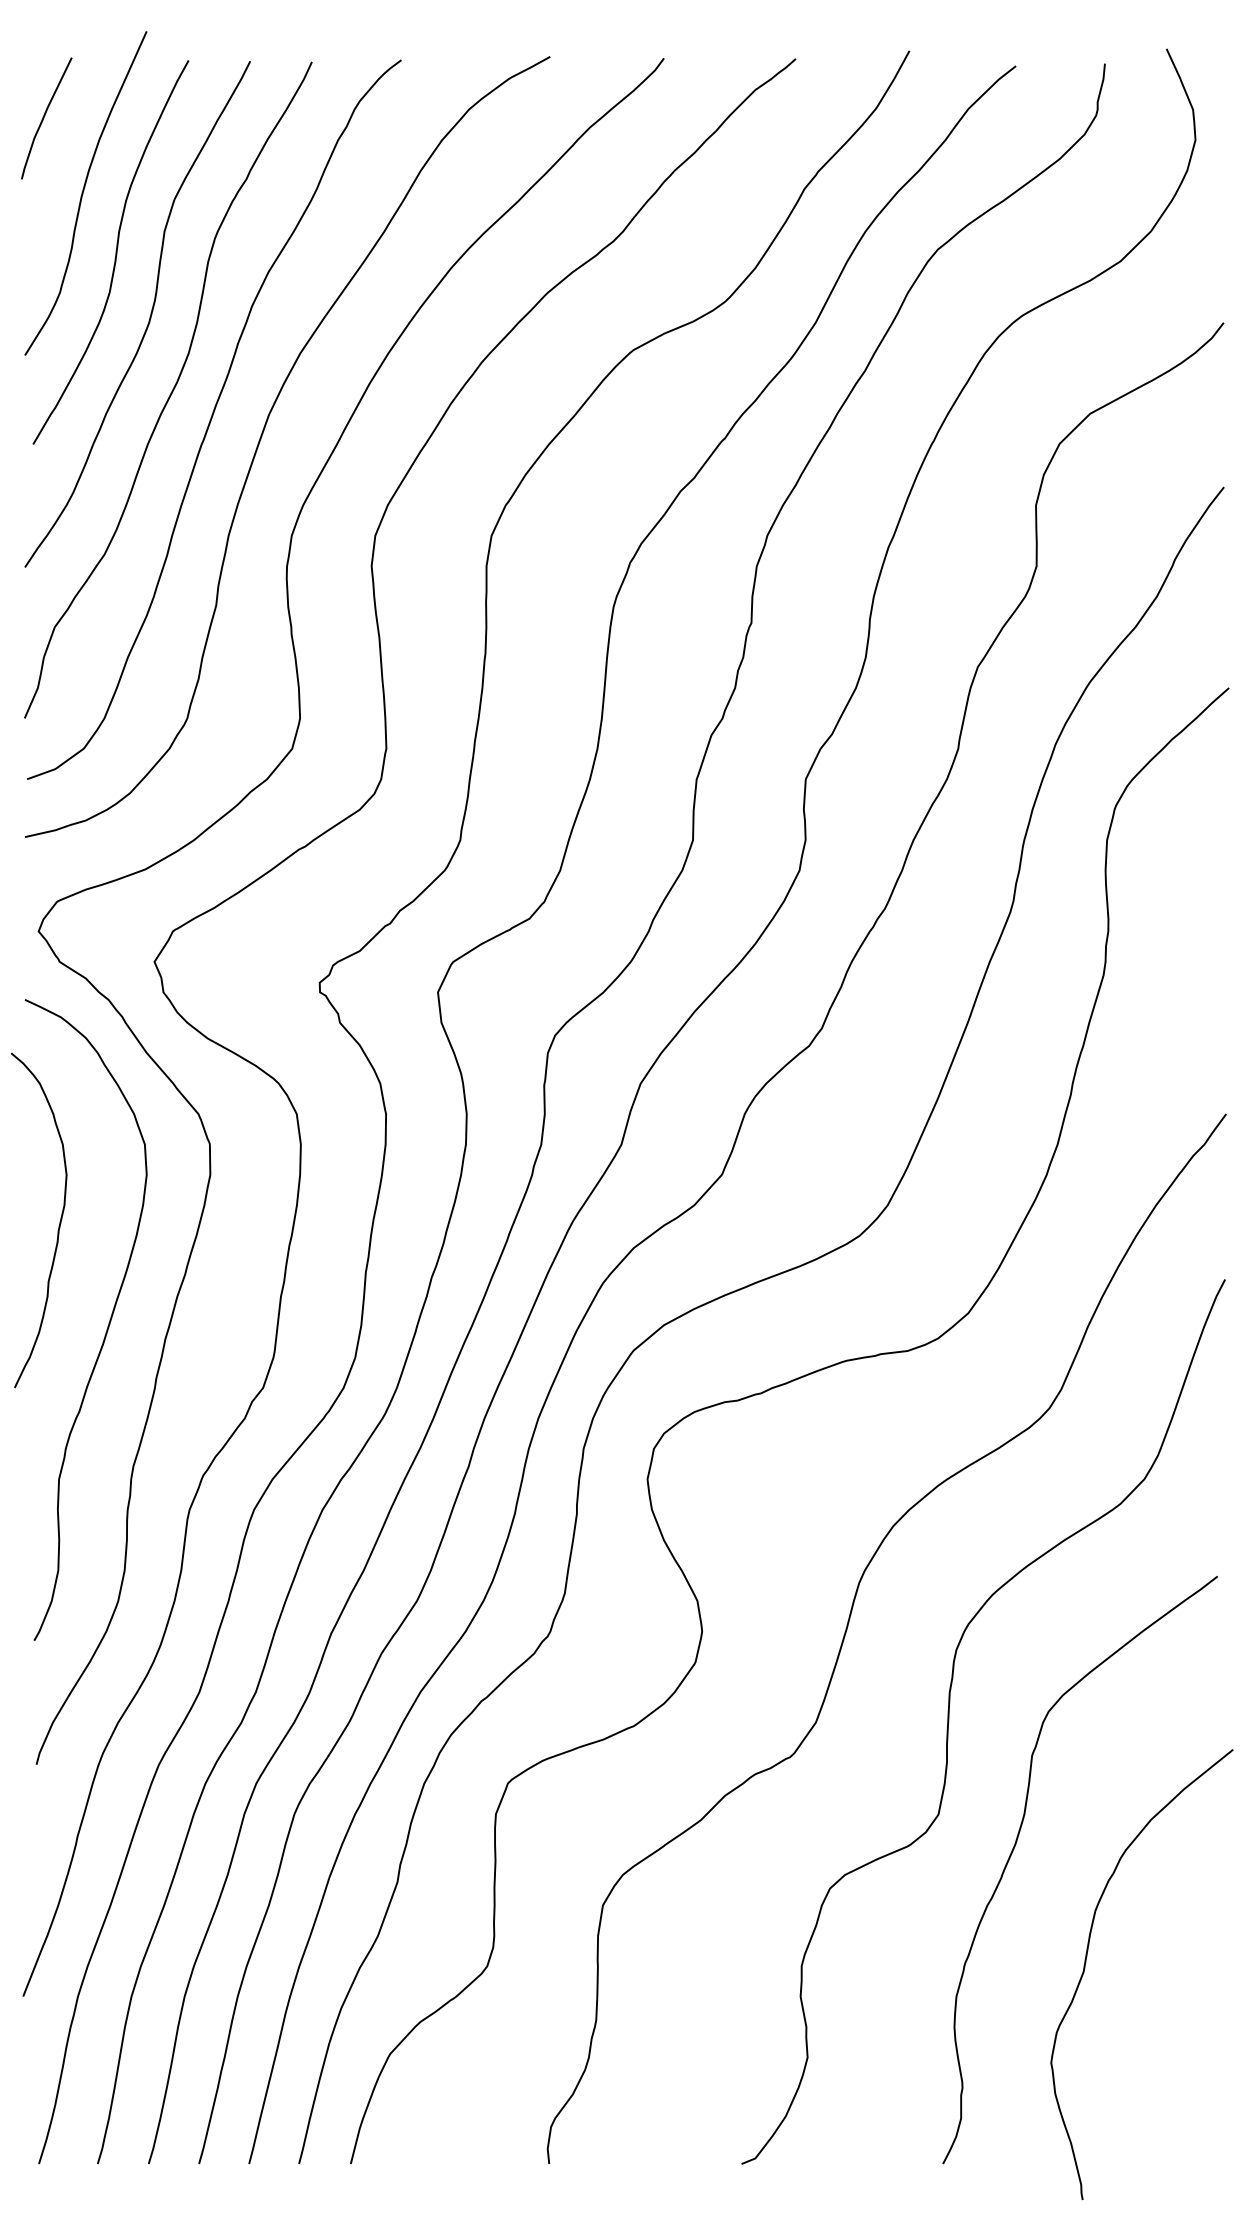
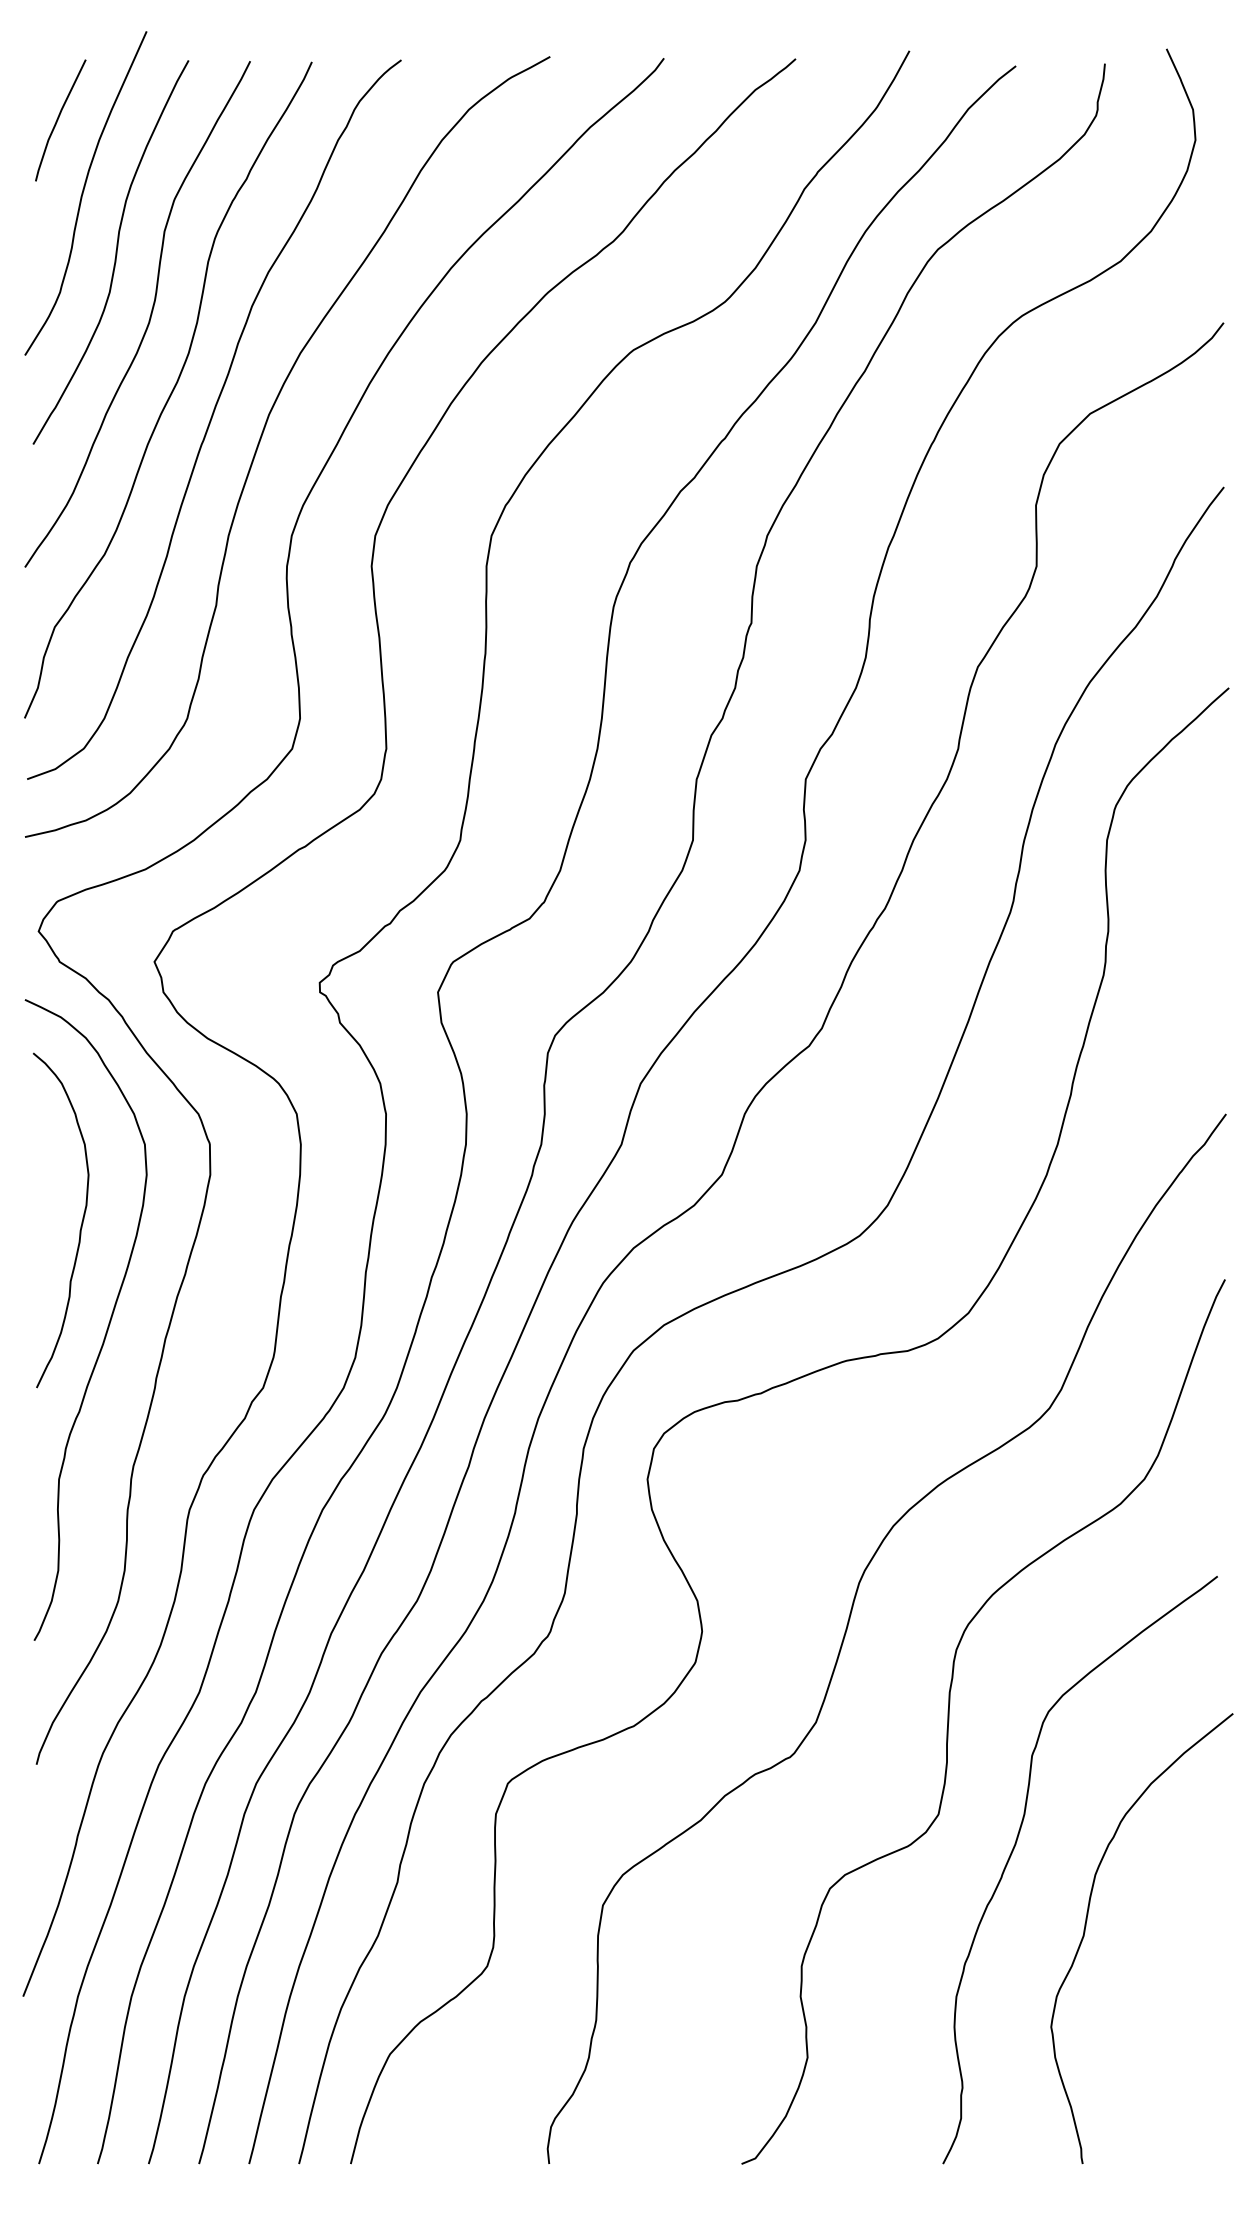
curve position: (44, 118) -> (58, 120) (58, 120)
curve position: (58, 1226) -> (80, 1226) (80, 1226)
curve position: (1086, 1962) -> (1086, 1926) (1086, 1926)
